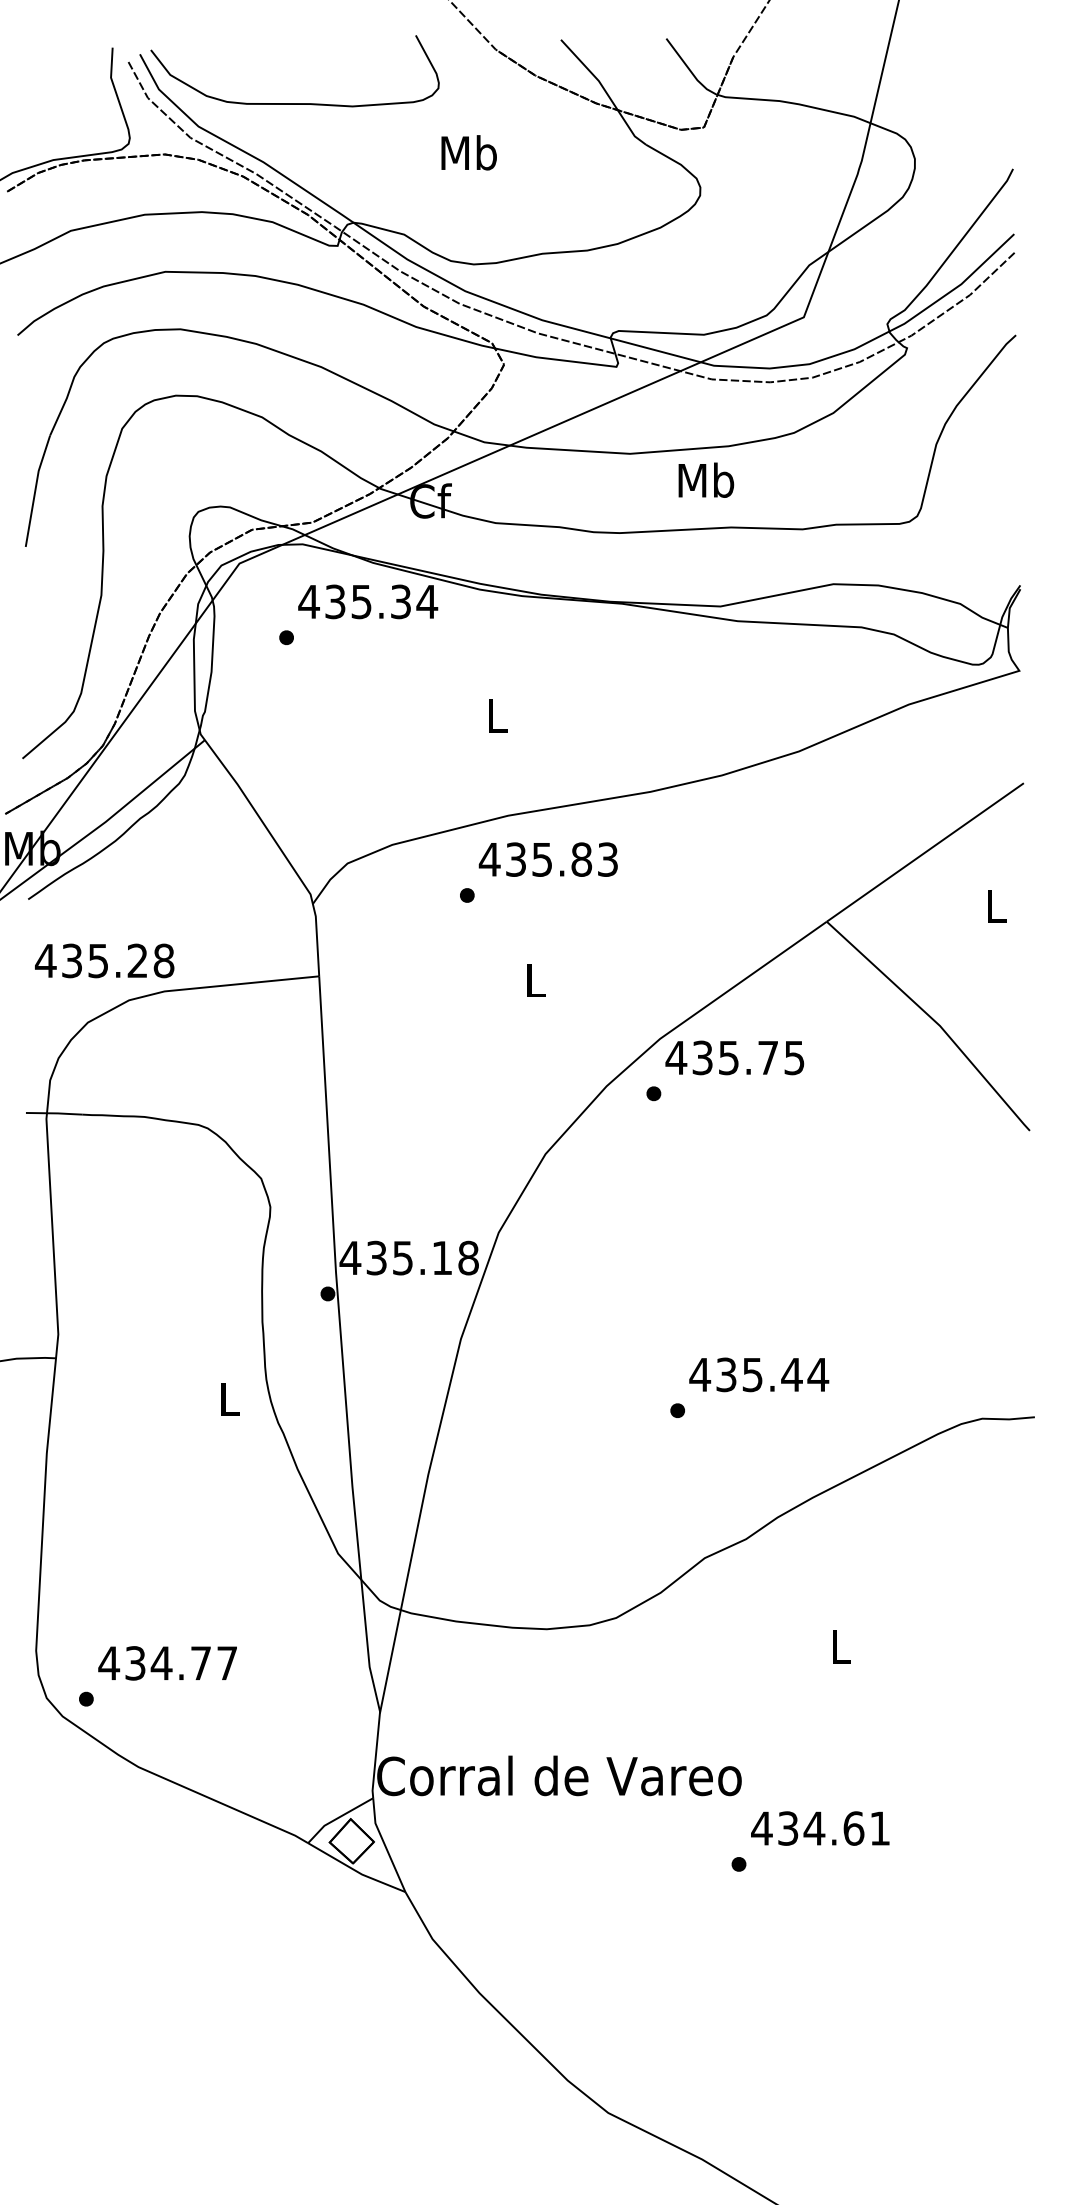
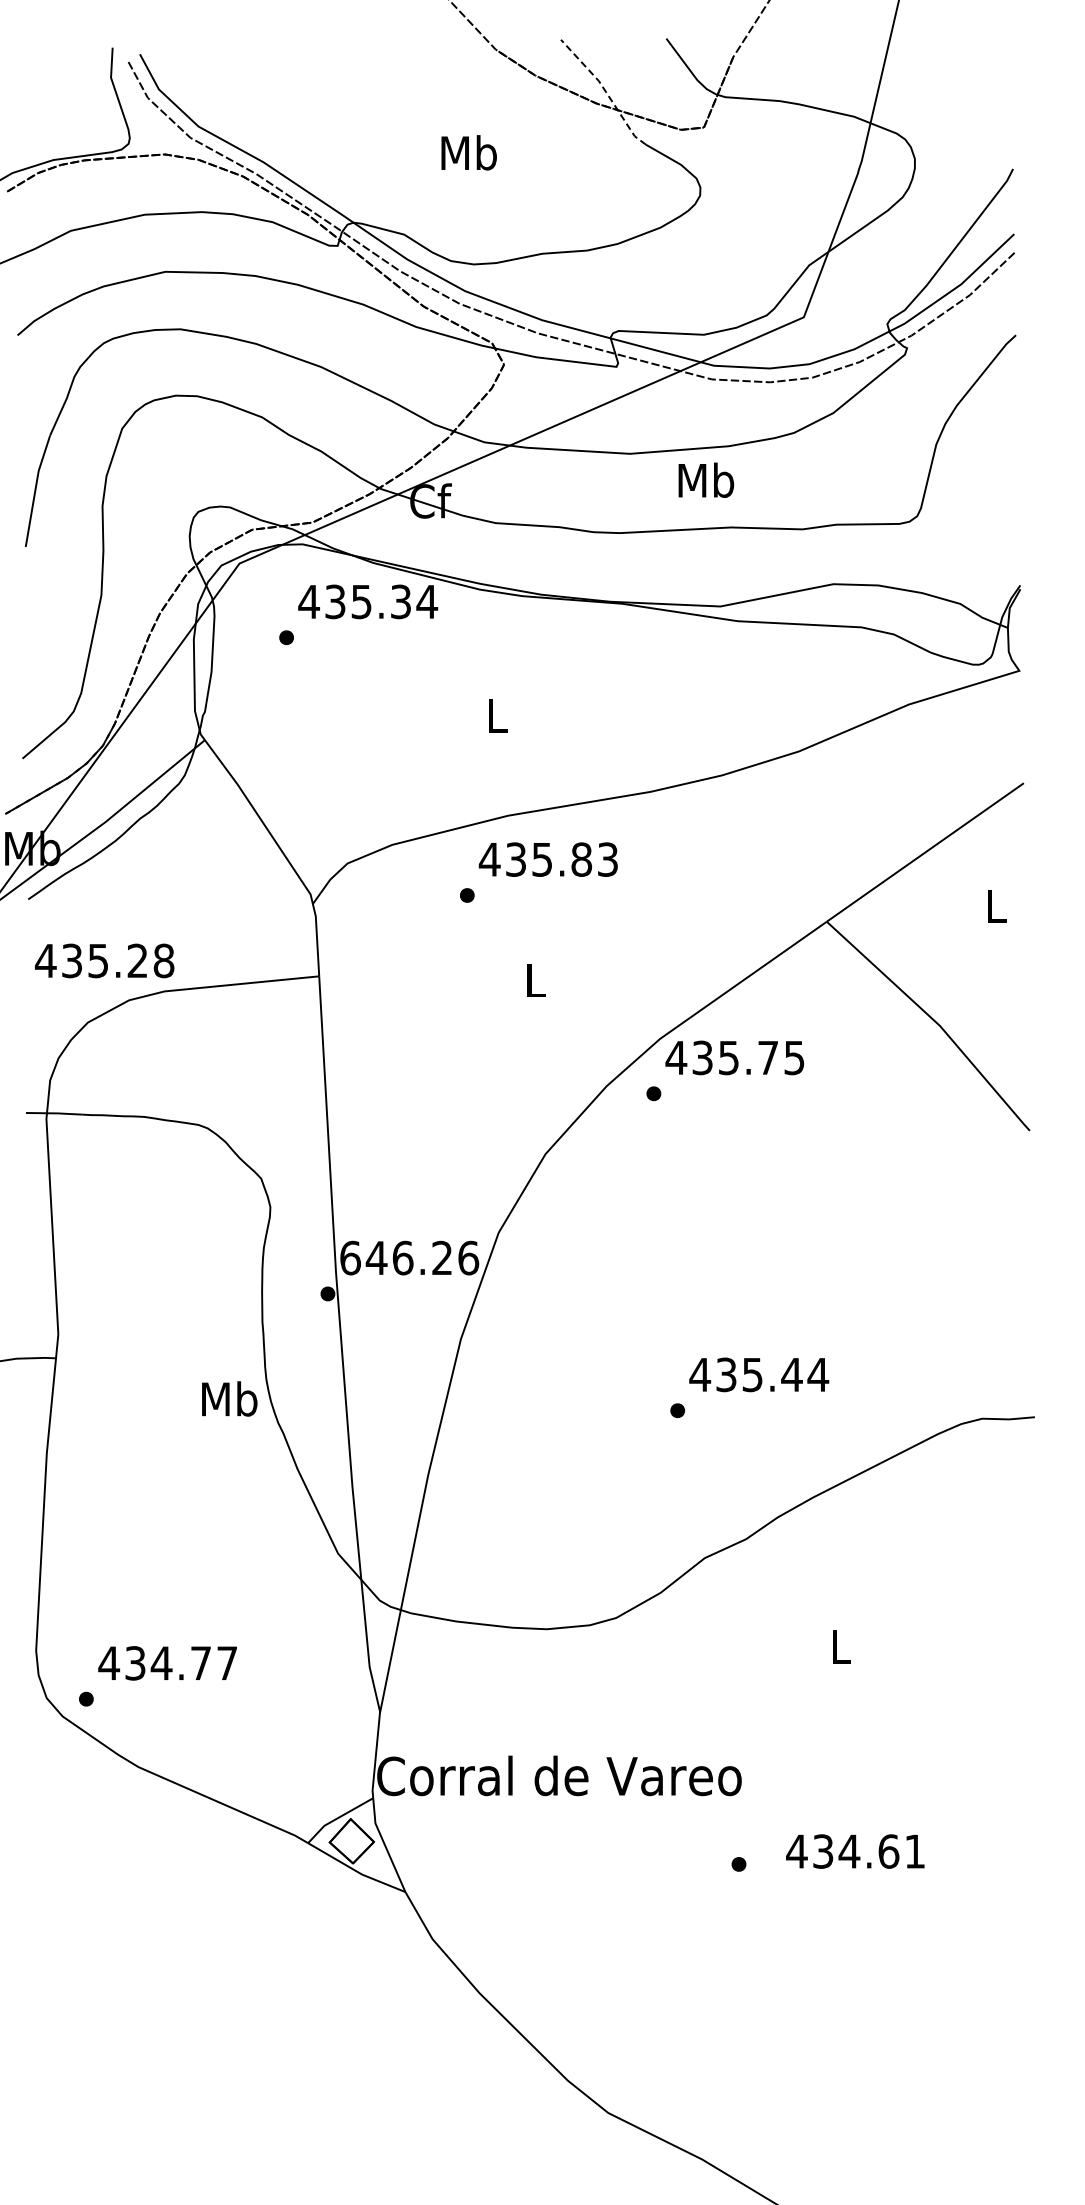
line: solid -> dashed (605, 90)
curve: present -> none (294, 103)
text: 435.18 -> 646.26 (409, 1257)
text: L -> Mb (229, 1398)
text position: (820, 1828) -> (855, 1851) (855, 1851)
